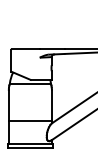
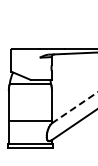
line: solid -> dashed (75, 107)
